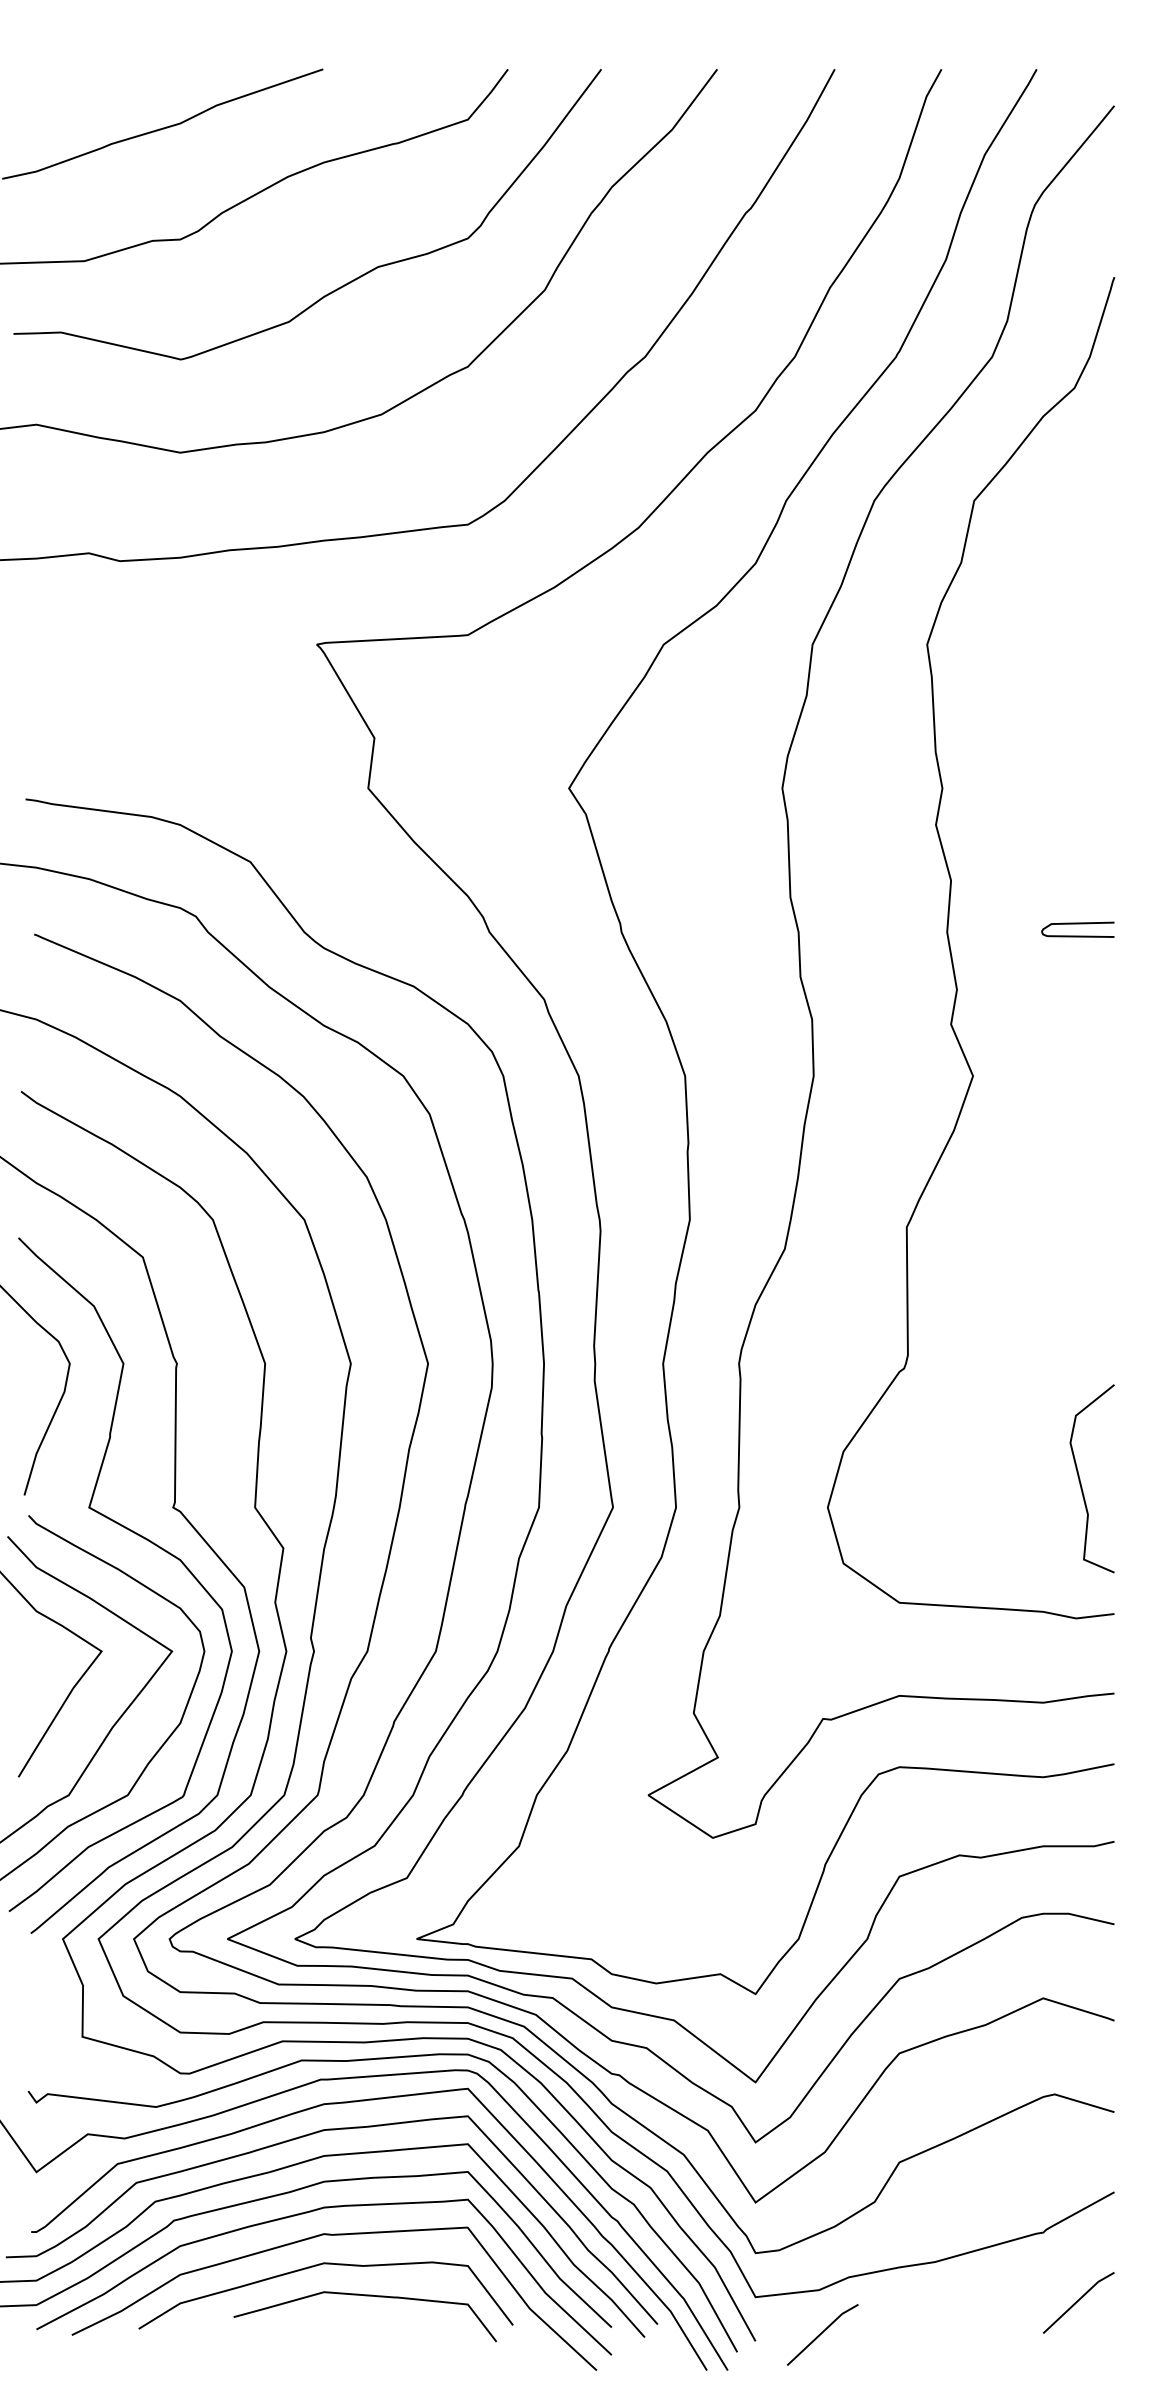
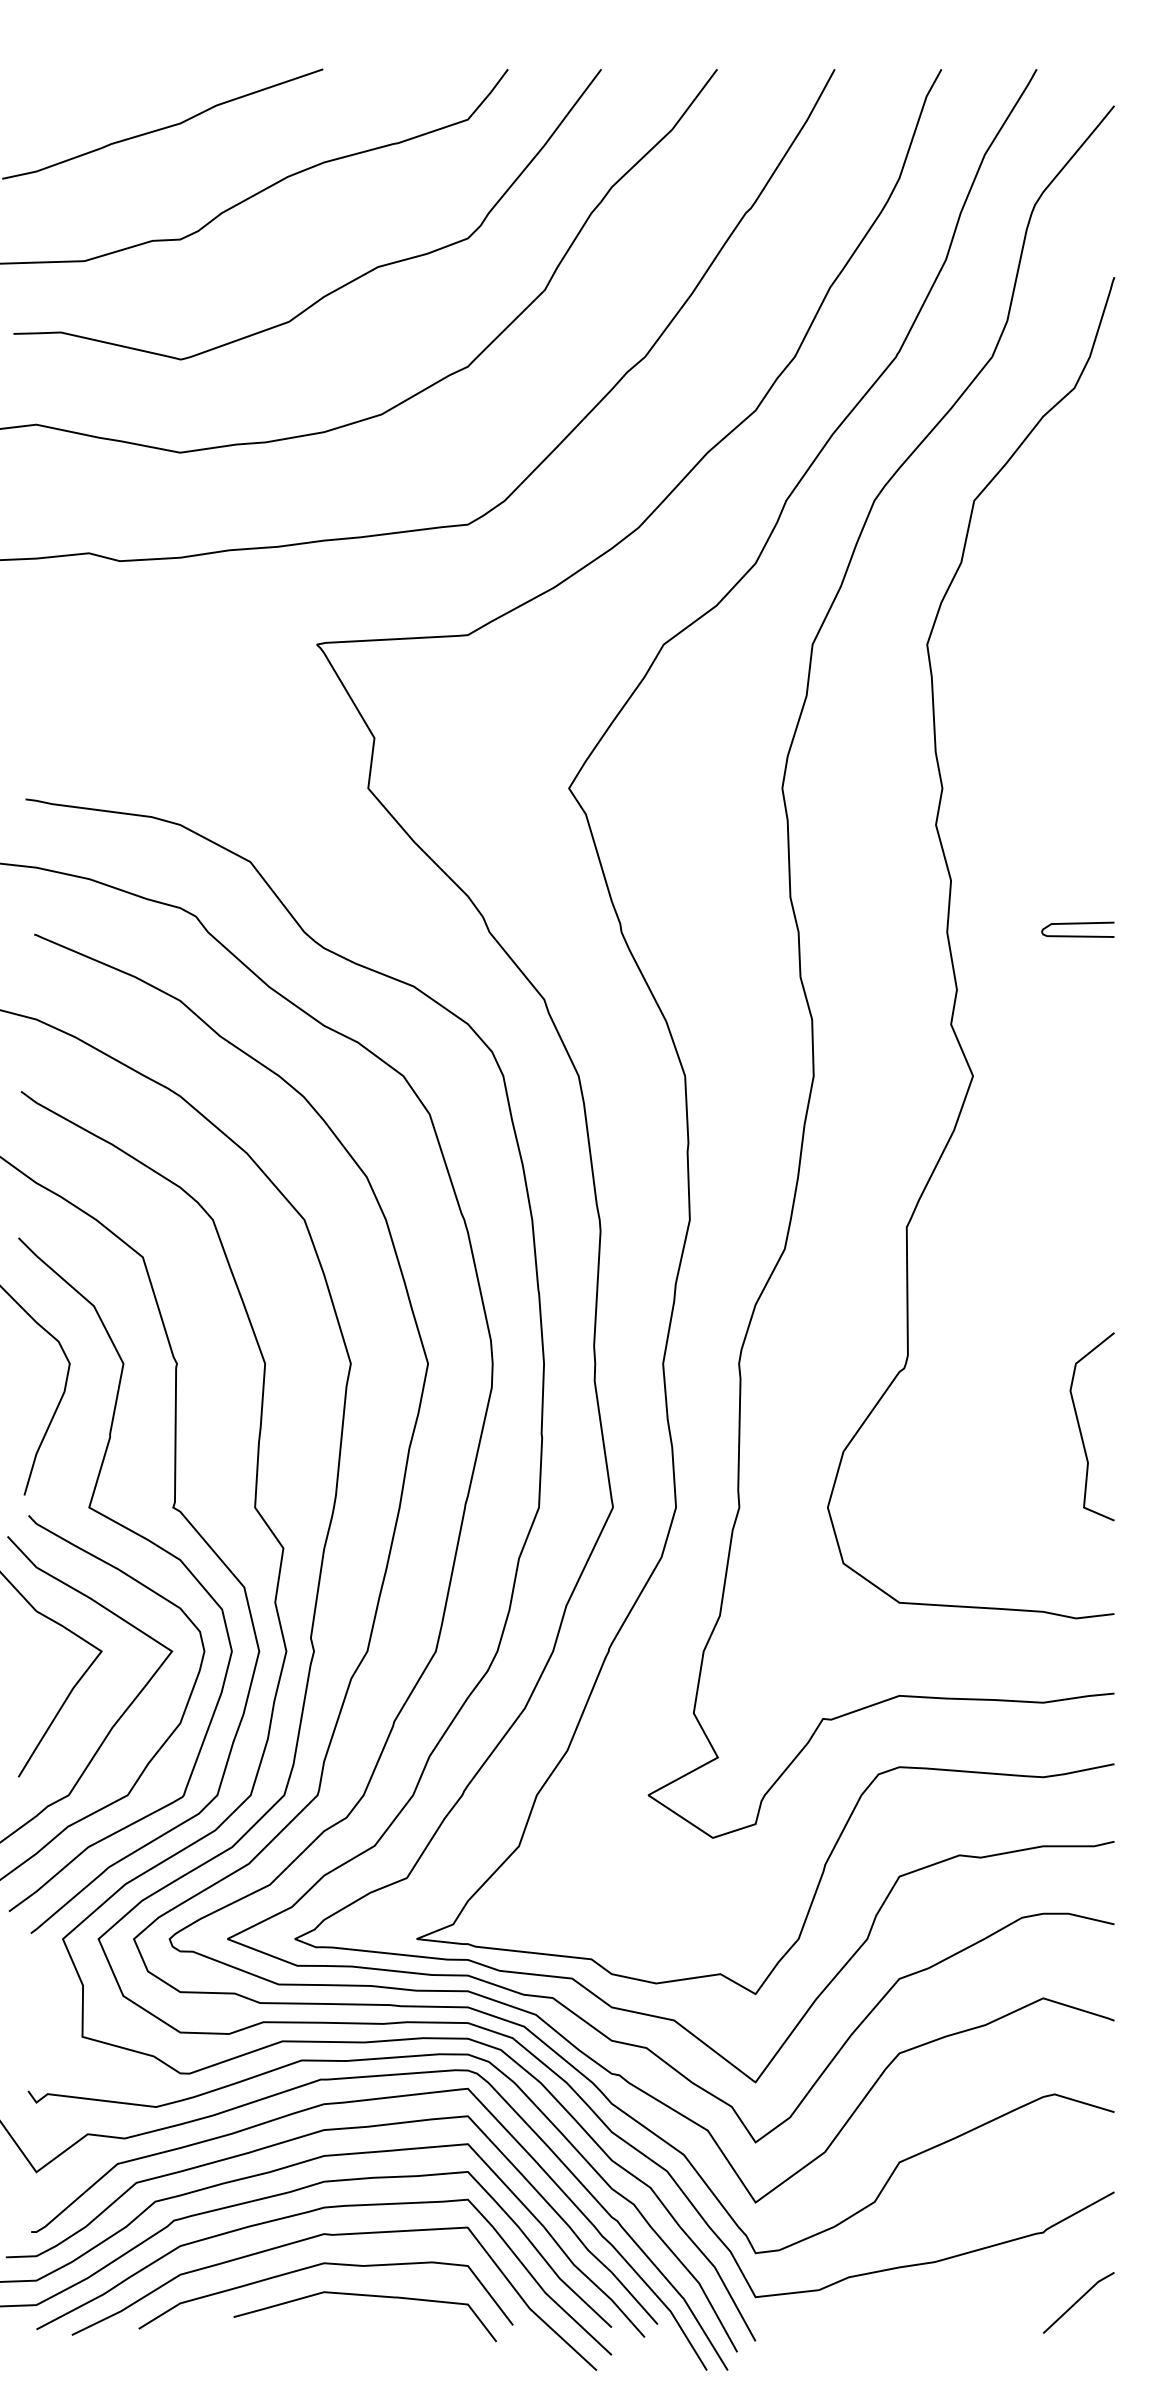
curve position: (1081, 1482) -> (1081, 1430) (1081, 1430)
line: present -> none (822, 2333)
